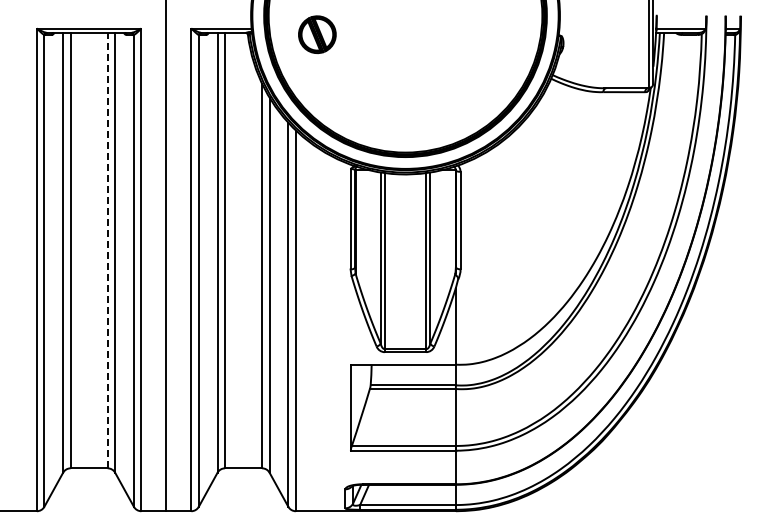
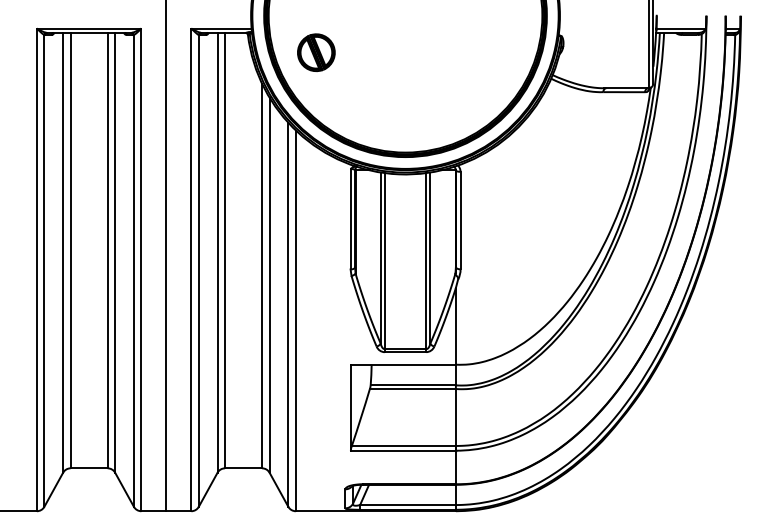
part position: (317, 34) -> (316, 52) (316, 52)
line: dashed -> solid (107, 250)
